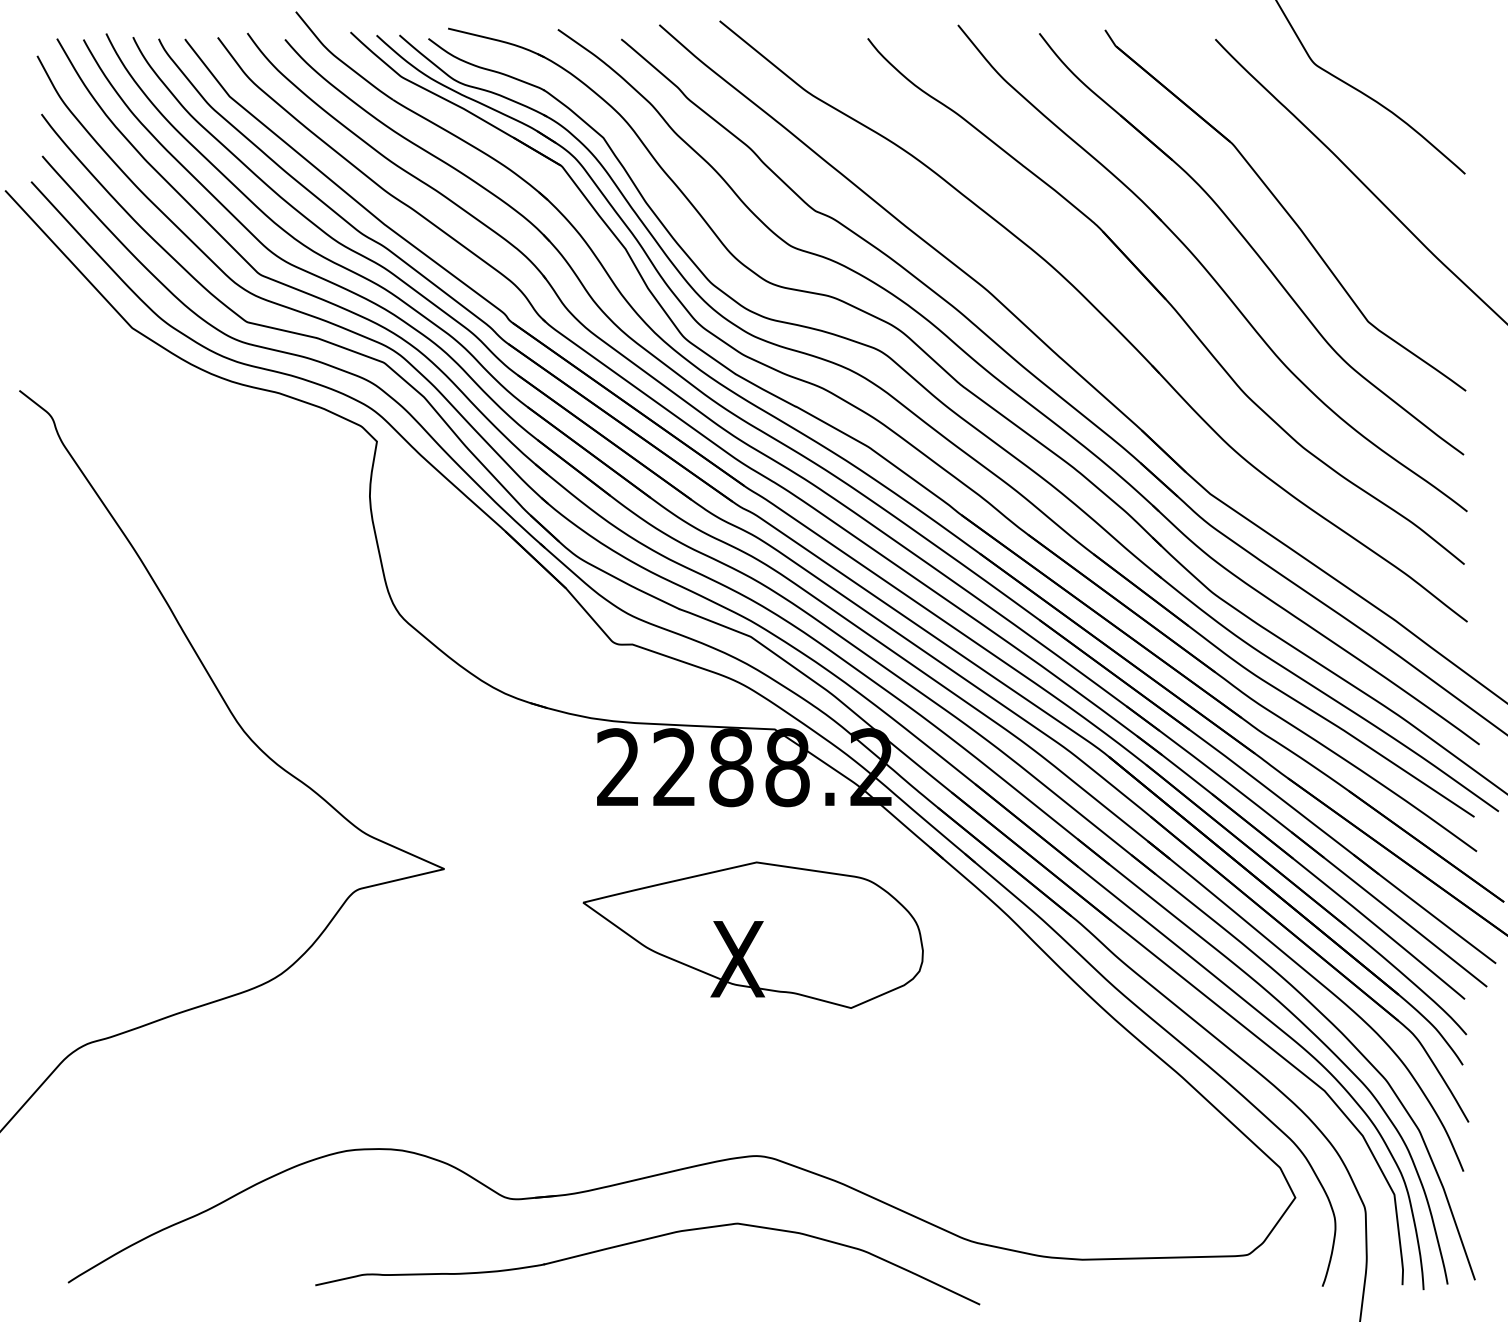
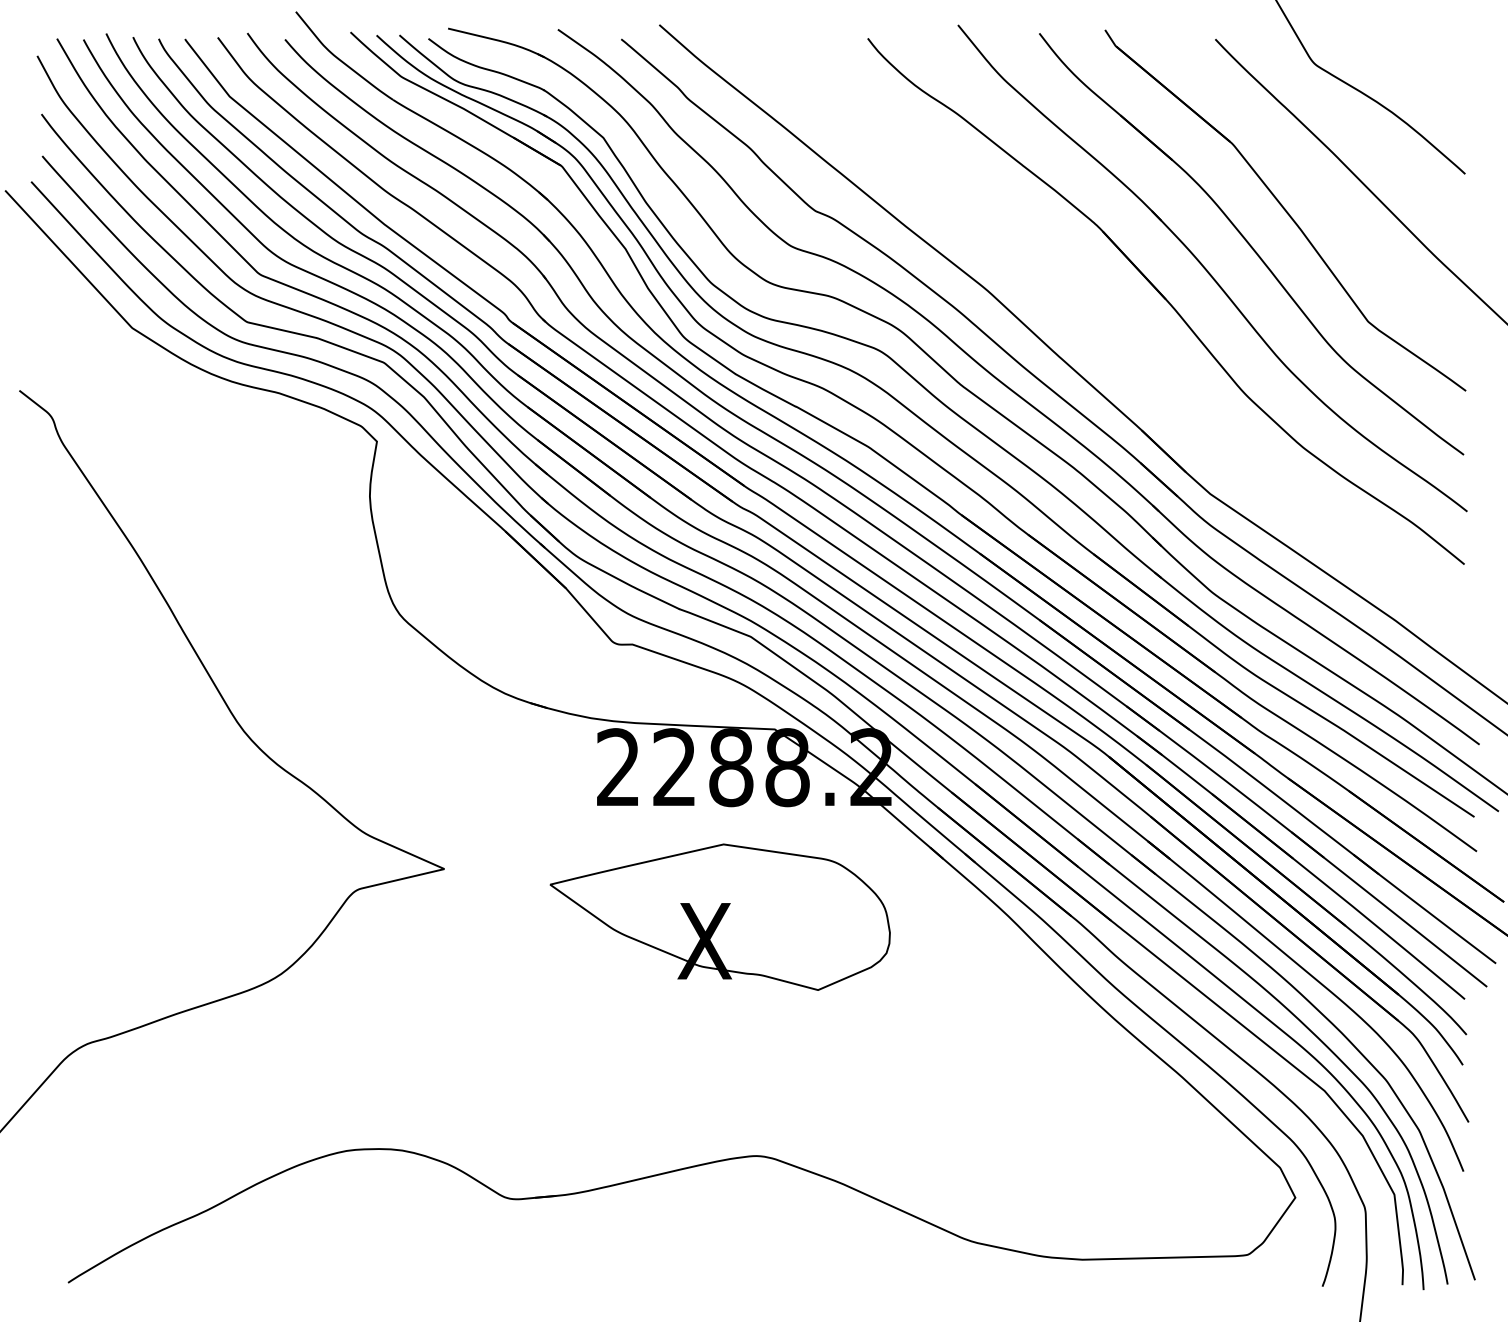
part: present -> none (1100, 314)
part position: (752, 934) -> (719, 916) (719, 916)
part: present -> none (642, 1241)
